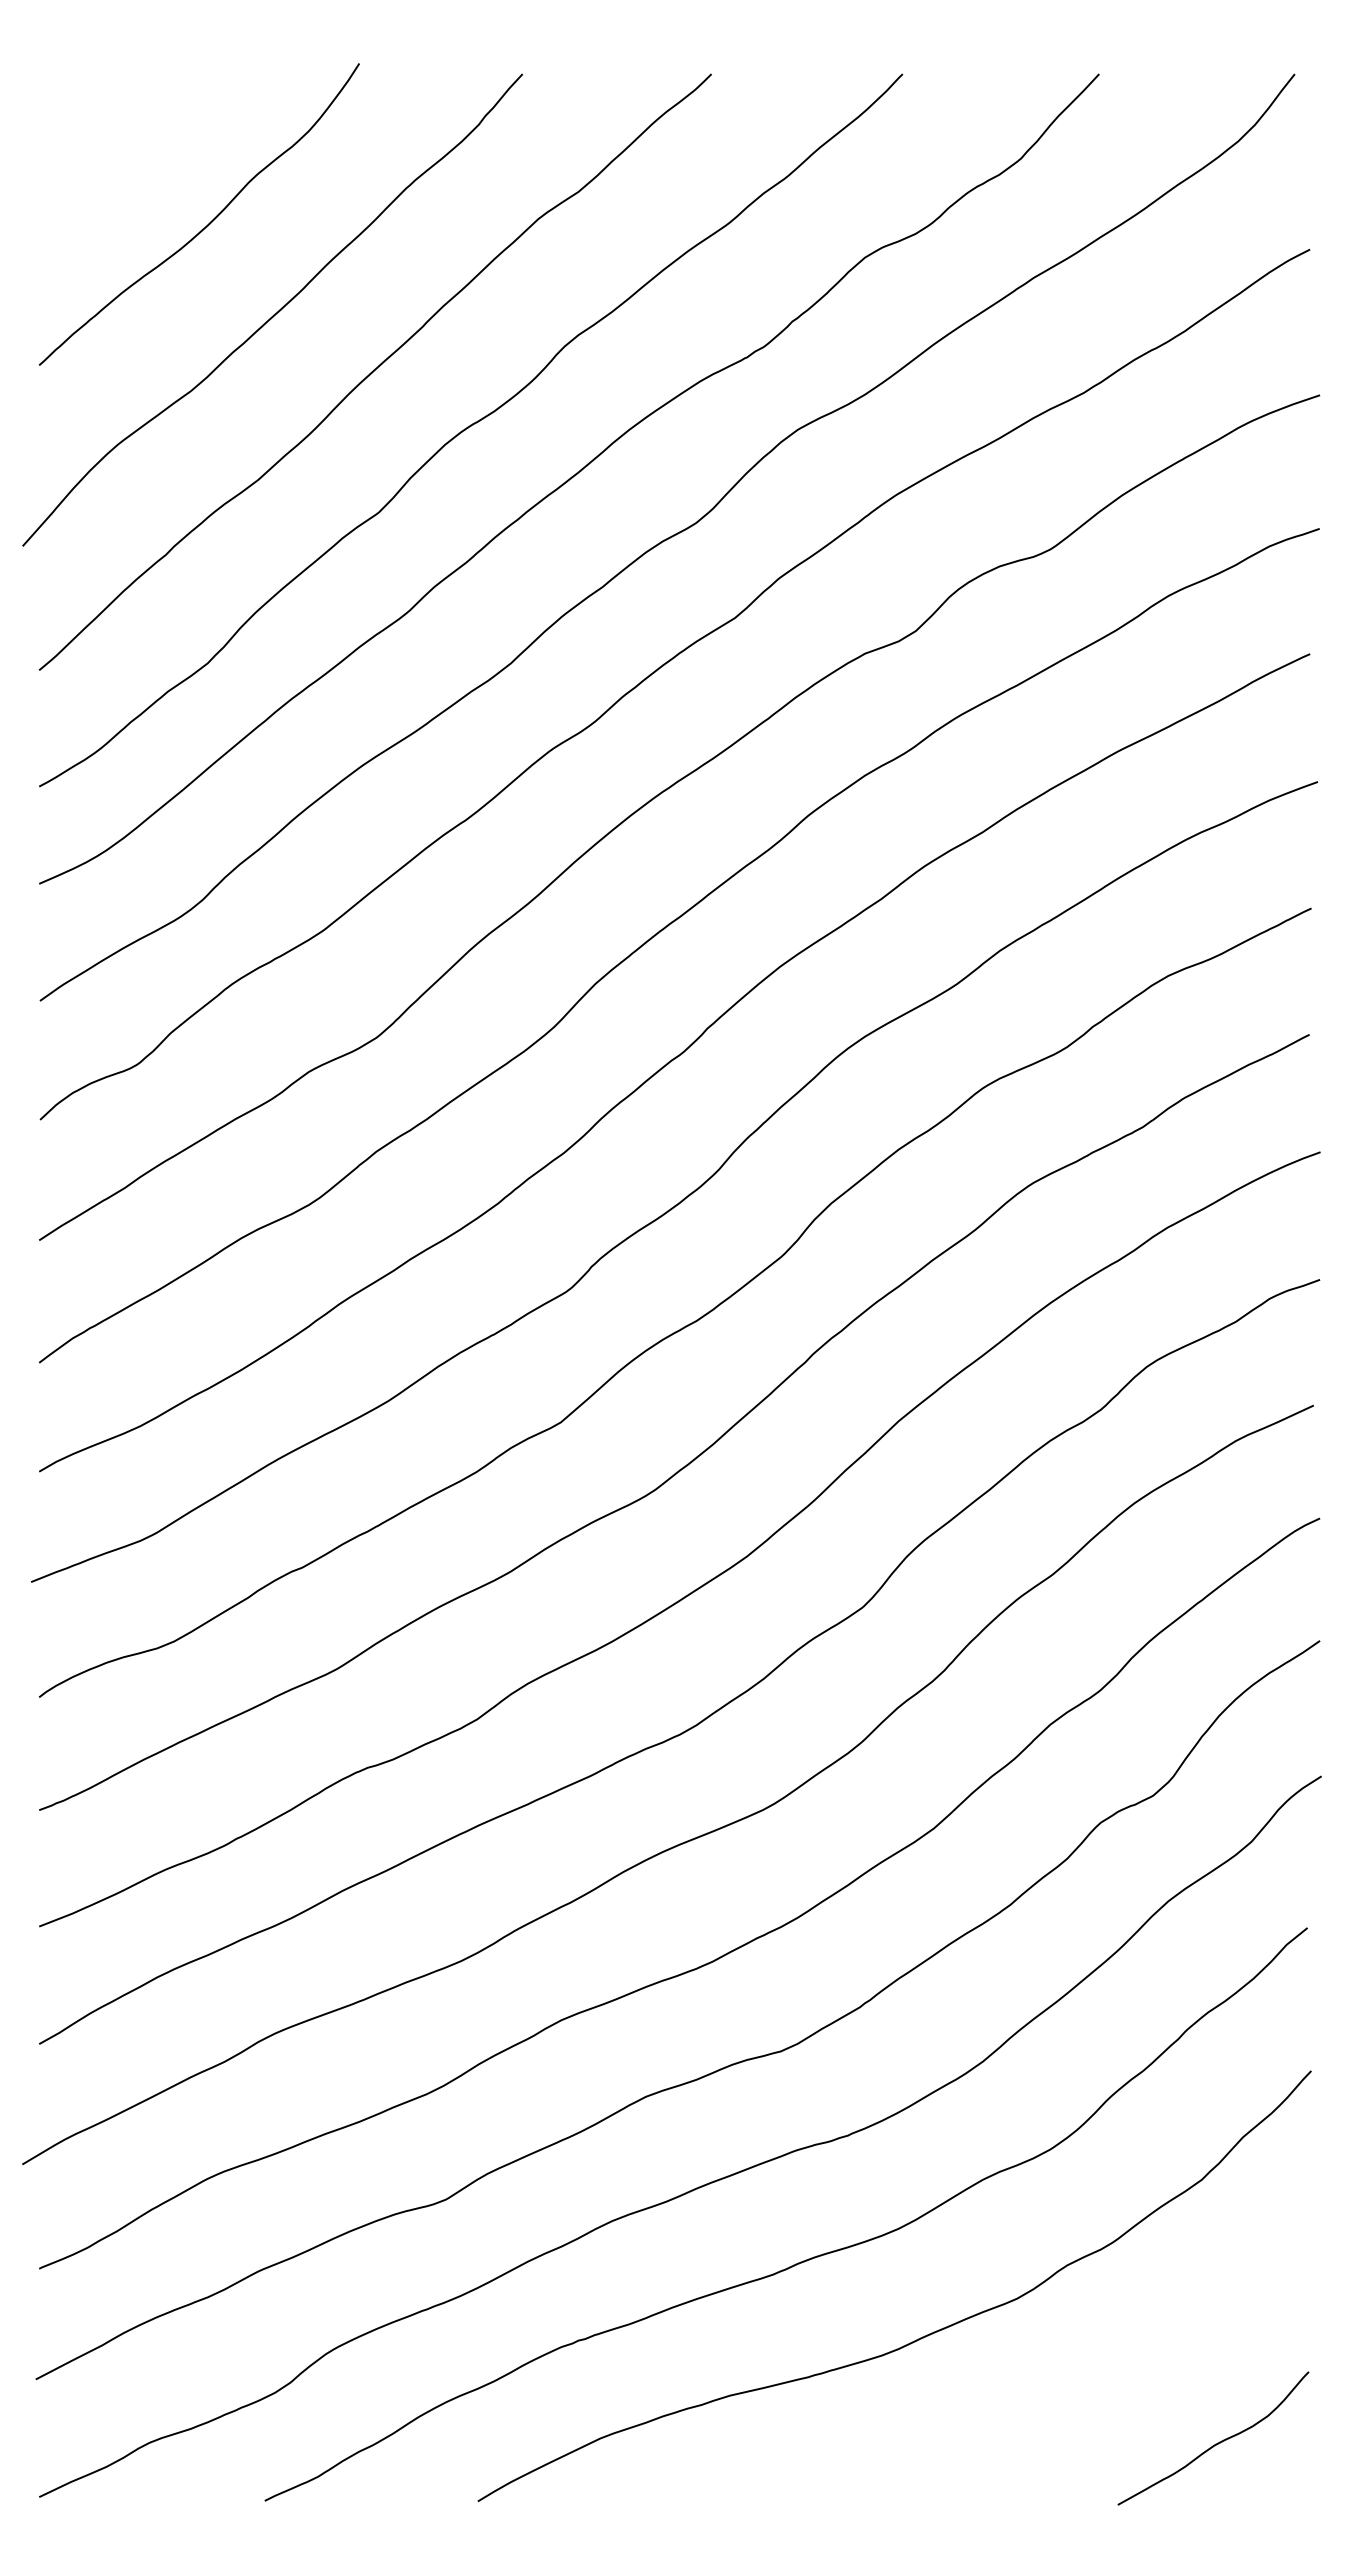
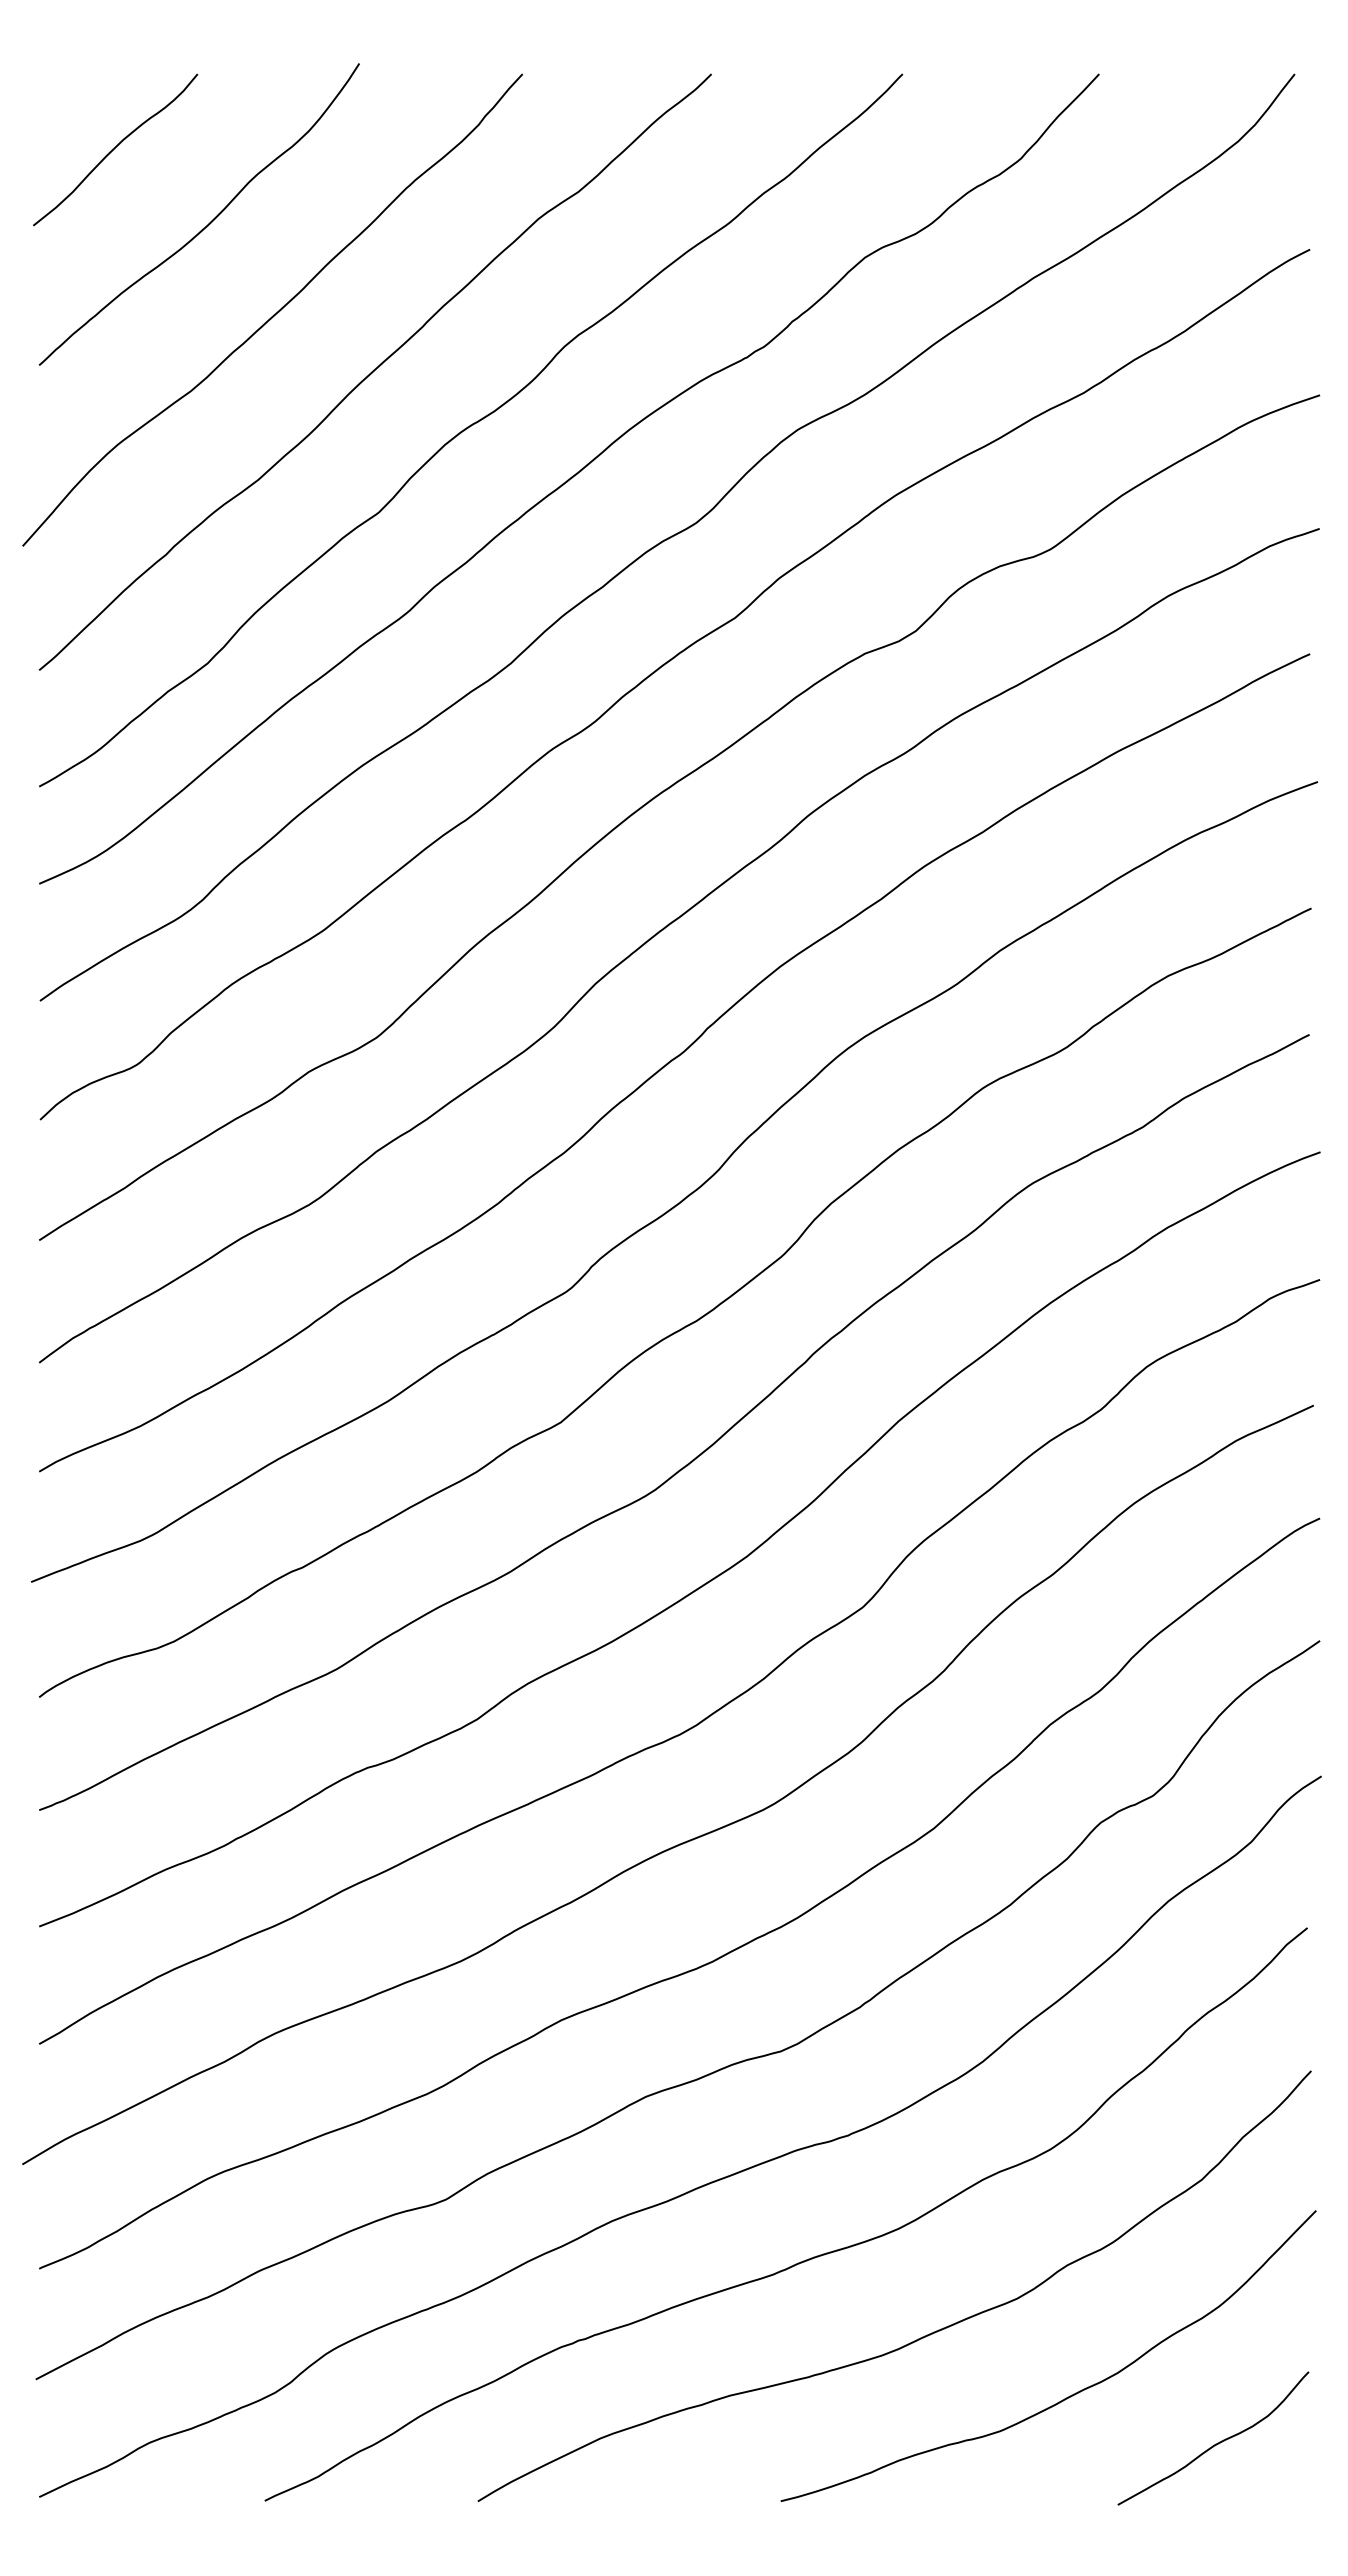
curve: none -> present (115, 148)
curve: none -> present (1073, 2393)
